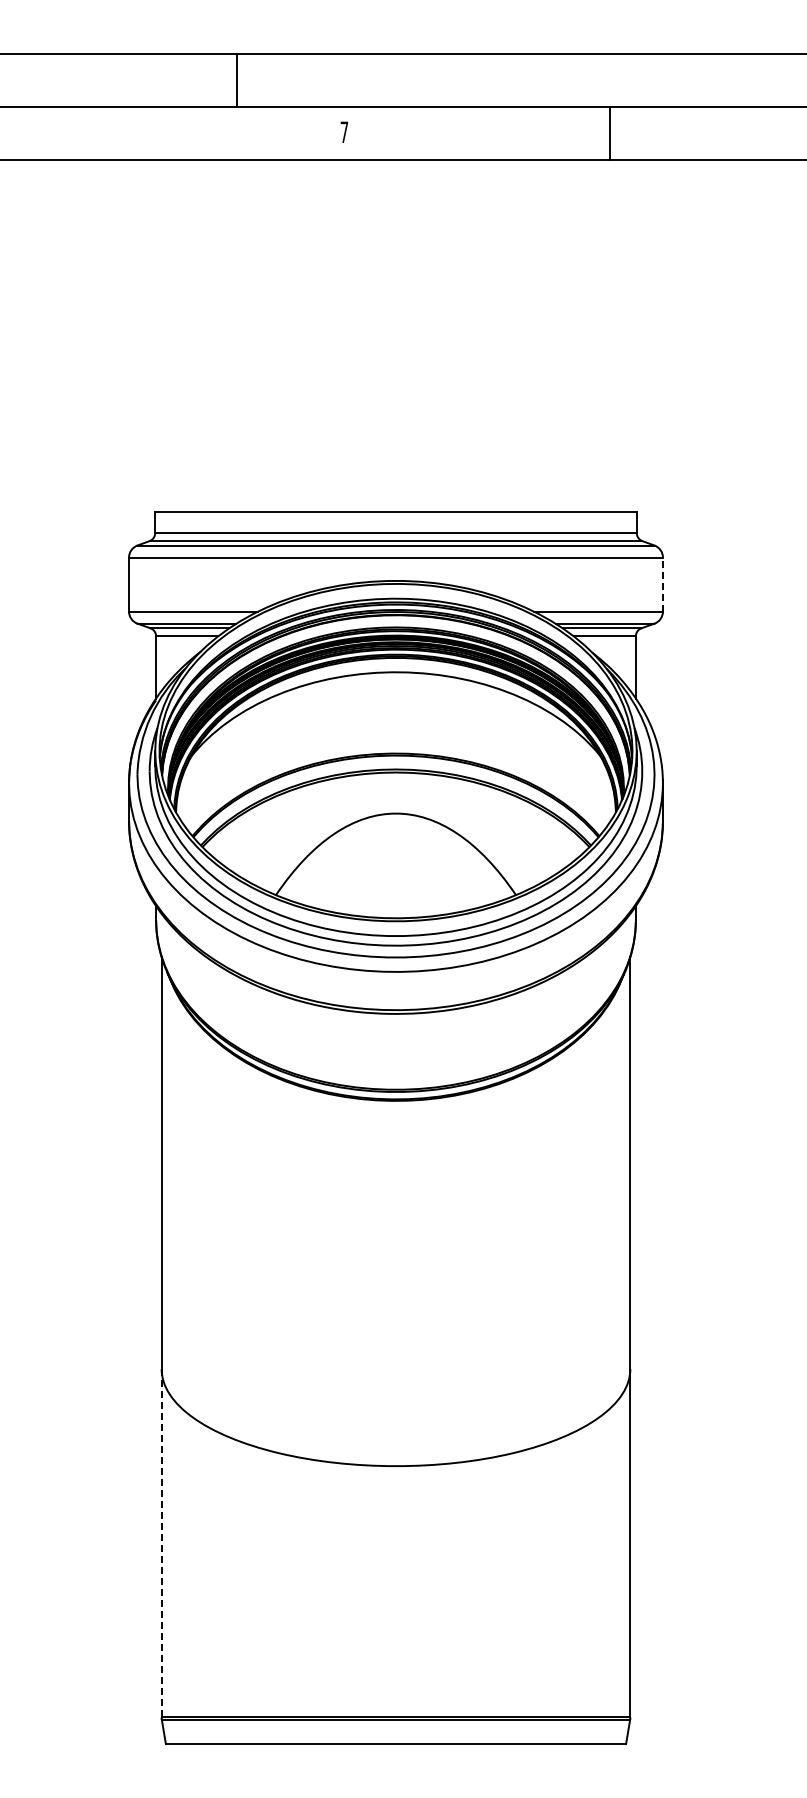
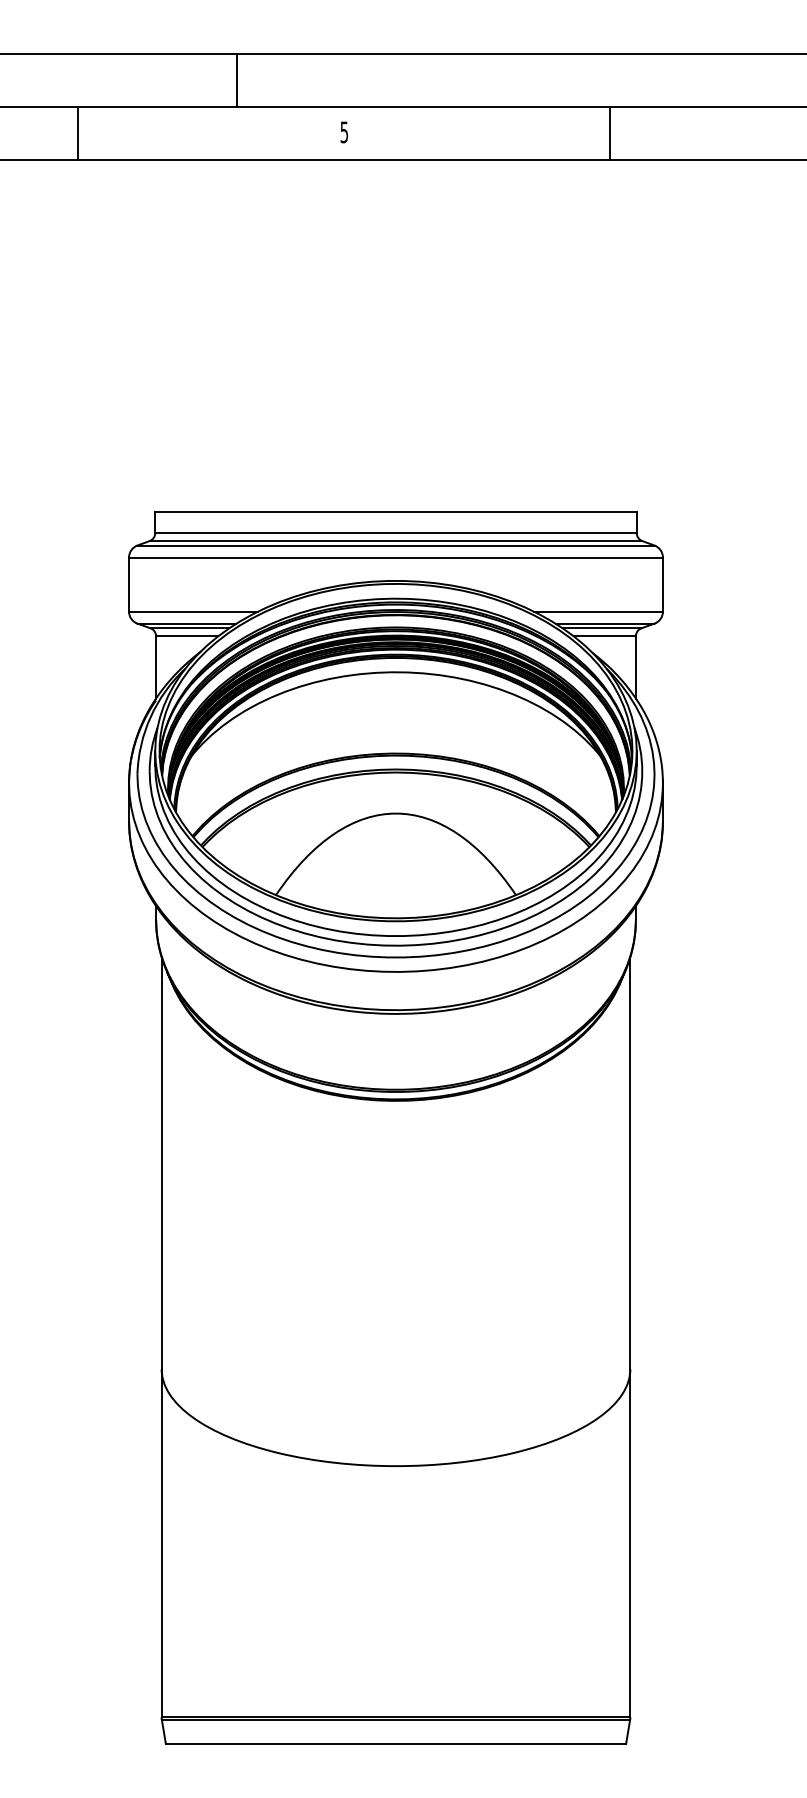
text: 7 -> 5 (344, 132)
line: none -> present (77, 133)
line: dashed -> solid (662, 584)
line: dashed -> solid (161, 1543)
